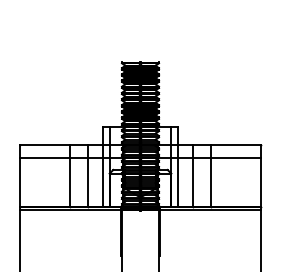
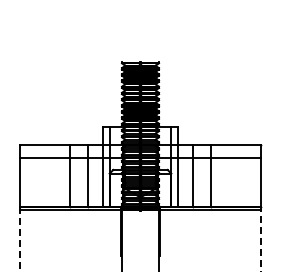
line: solid -> dashed (260, 238)
line: solid -> dashed (20, 239)
